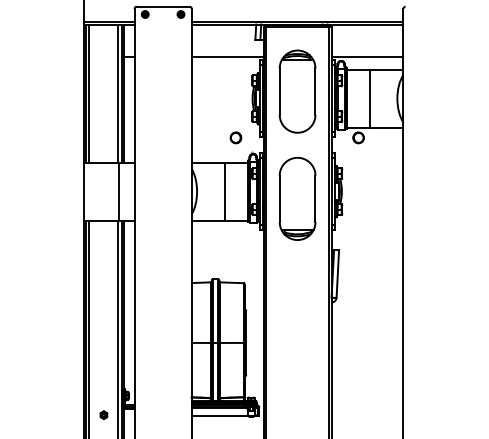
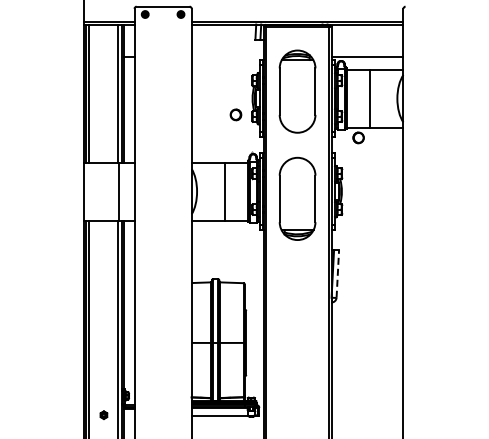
line: present -> none (227, 57)
part position: (235, 137) -> (235, 114) (235, 114)
line: solid -> dashed (337, 274)
